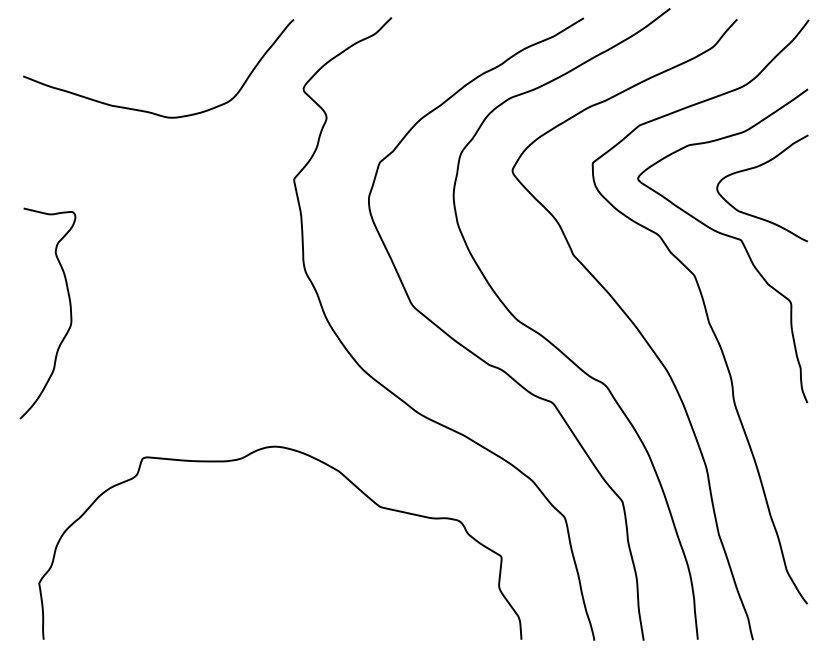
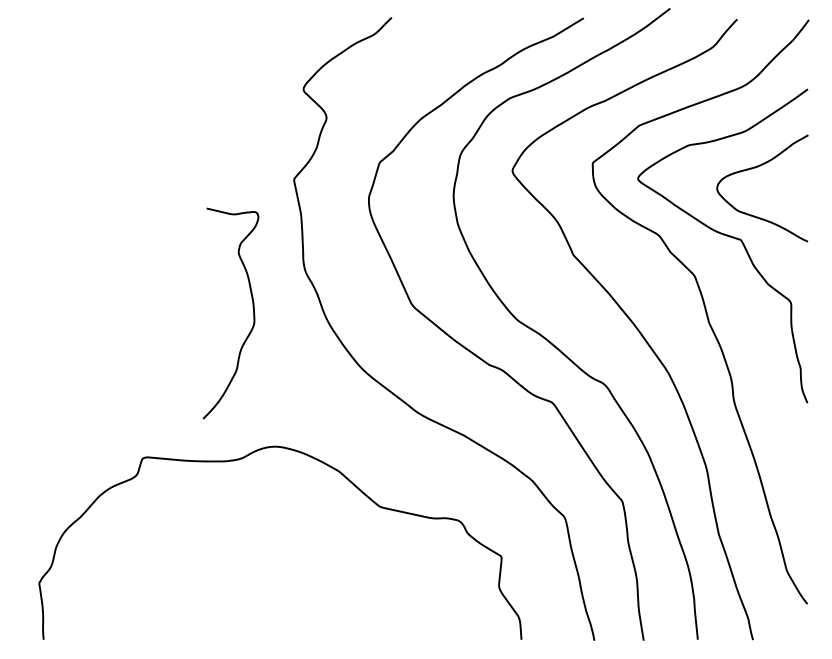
curve: present -> none (146, 110)
curve position: (69, 307) -> (252, 307) (252, 307)
